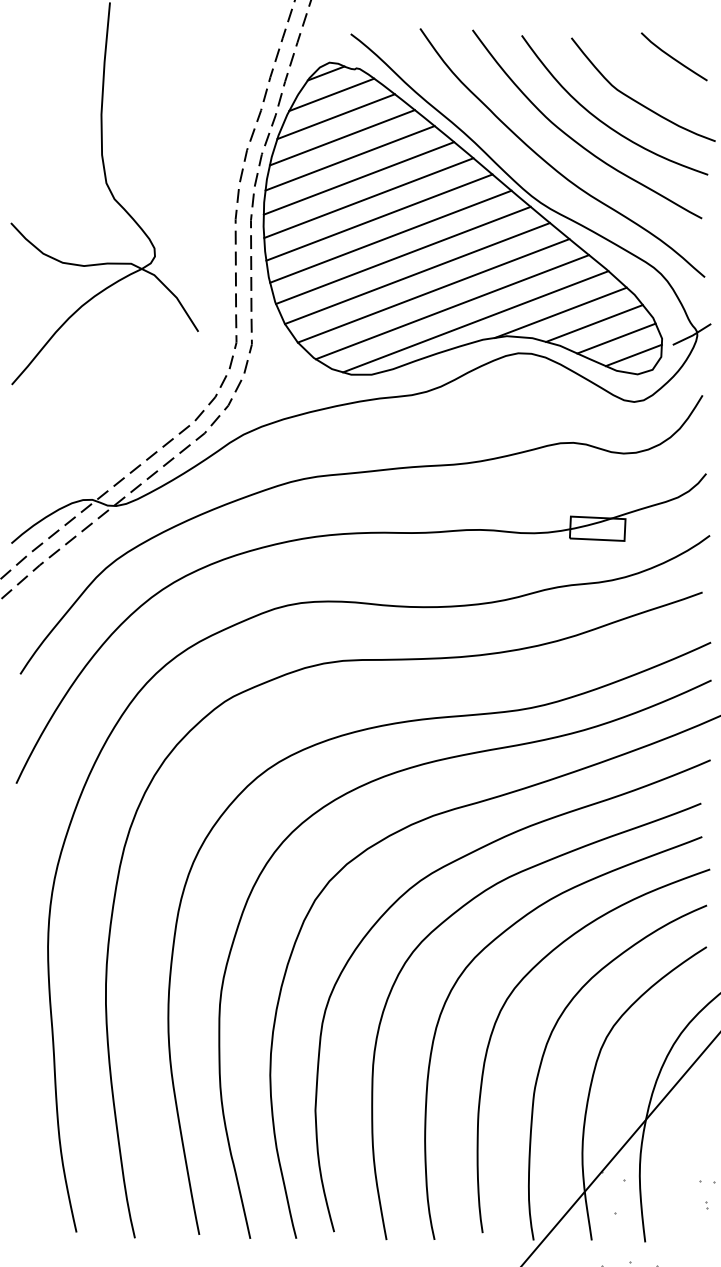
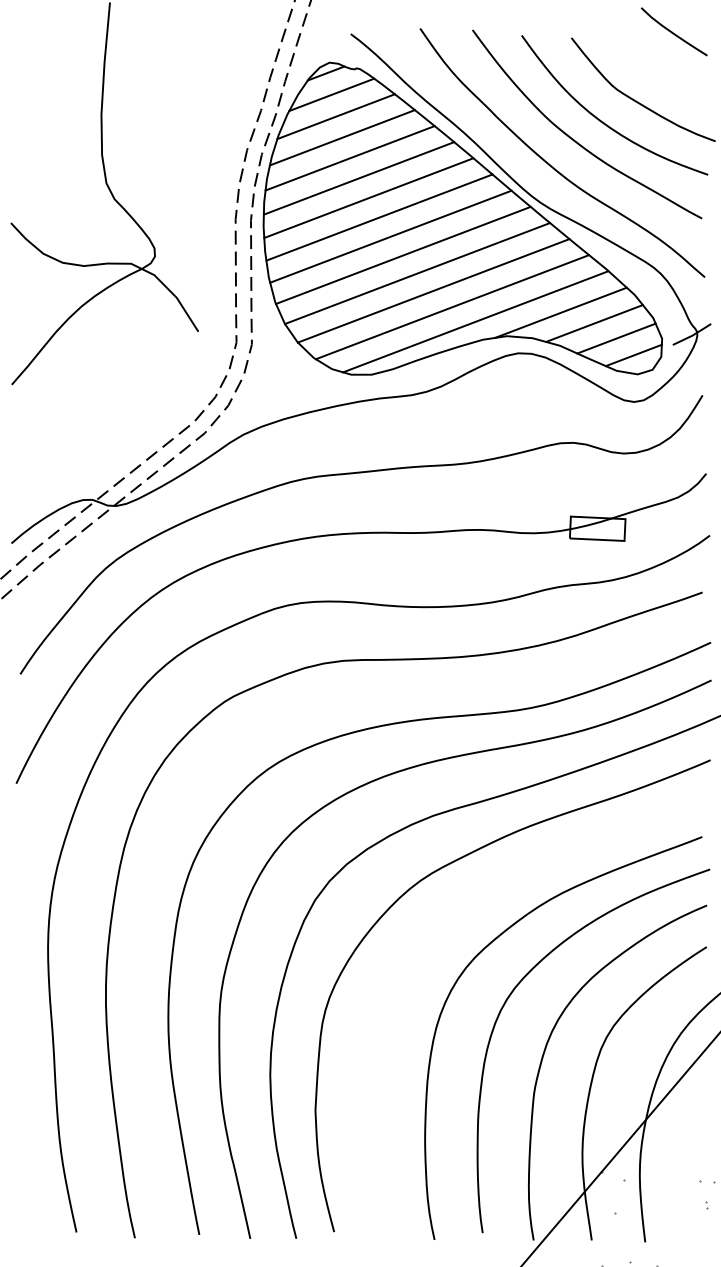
curve position: (672, 56) -> (672, 31) (672, 31)
curve: present -> none (453, 915)
